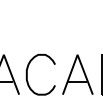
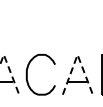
line: solid -> dashed (77, 54)
line: solid -> dashed (9, 69)
